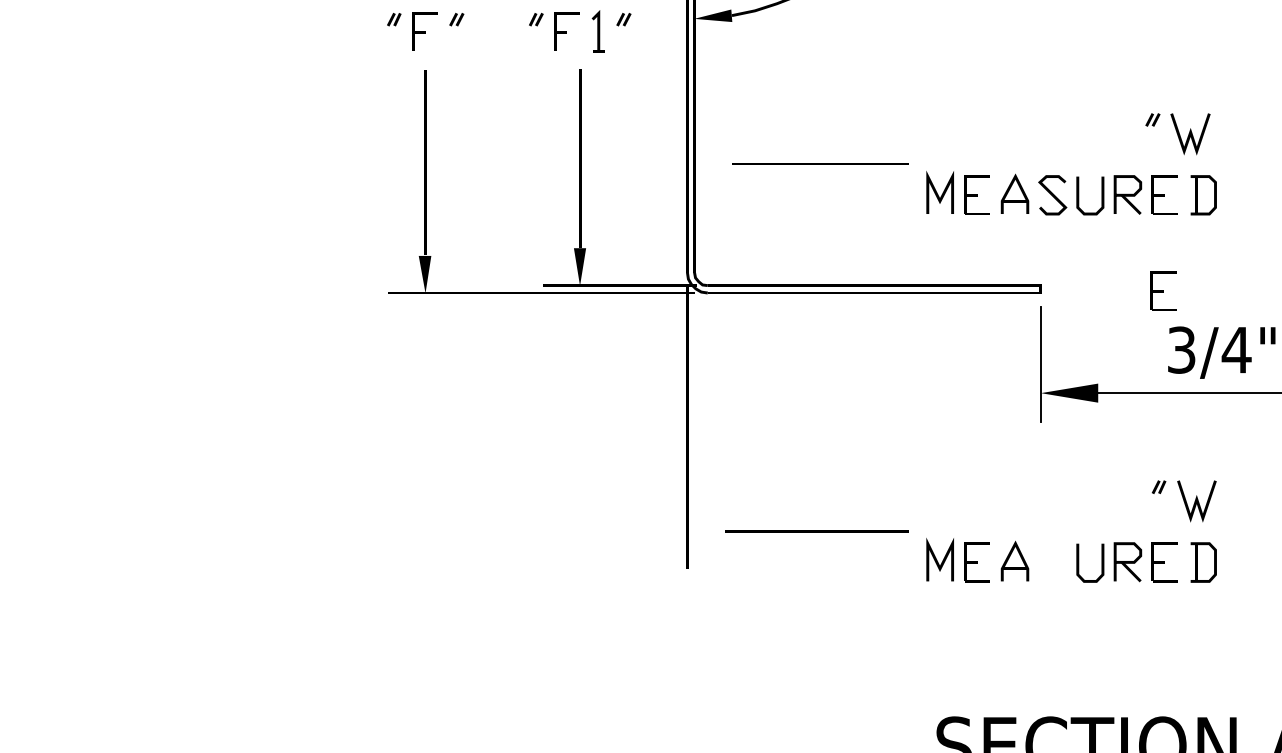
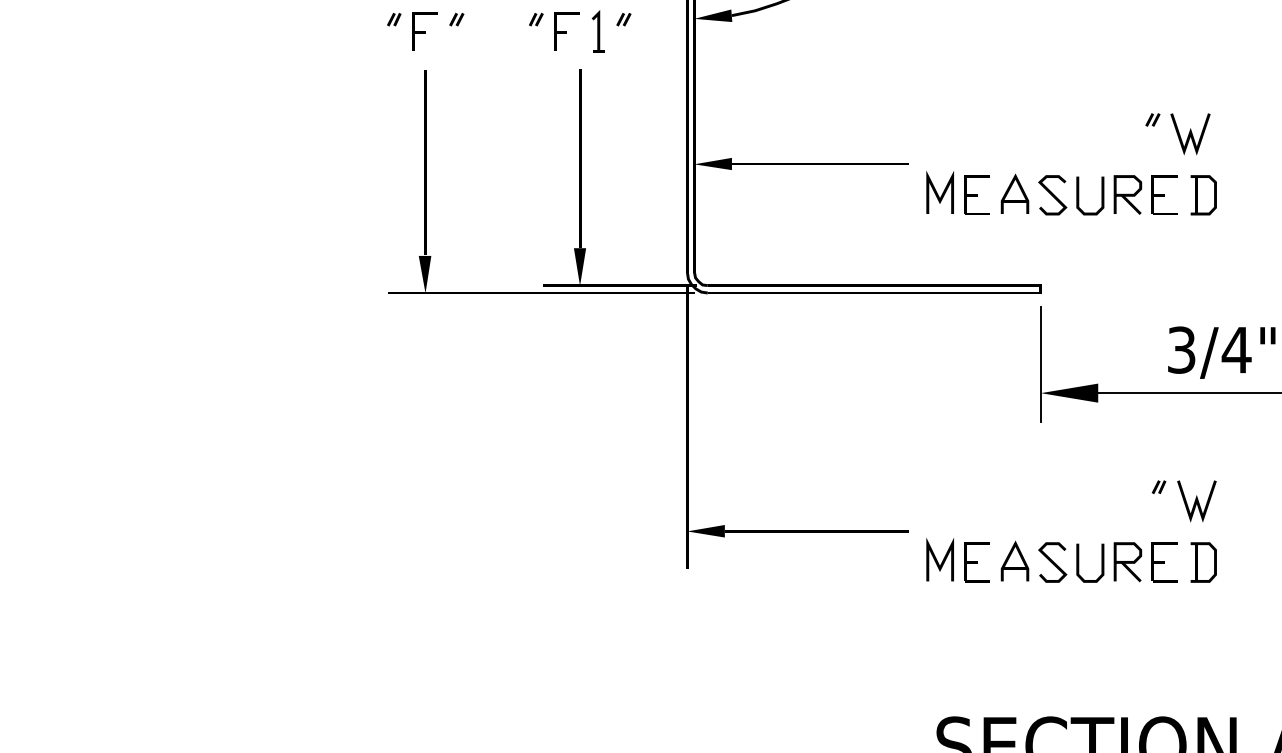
fill: none -> present (712, 163)
part: present -> none (1163, 290)
fill: none -> present (705, 530)
curve: none -> present (1052, 562)
